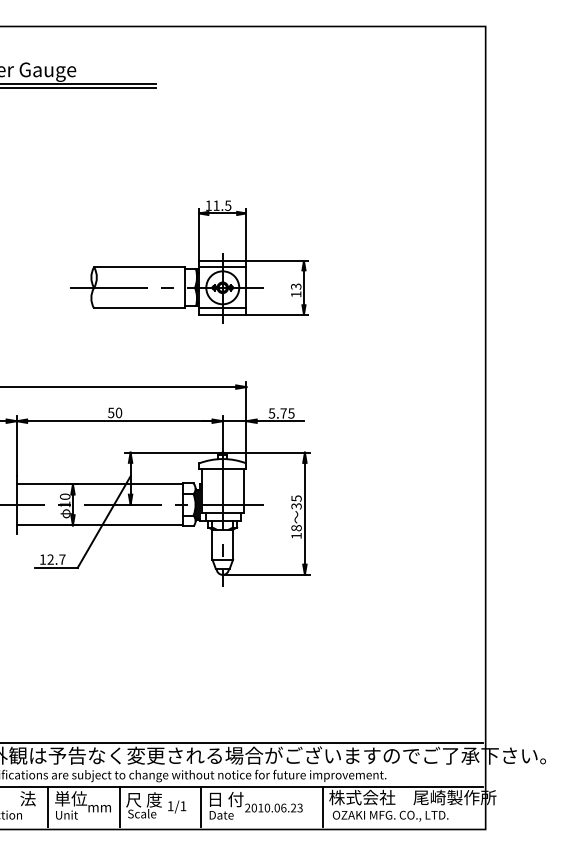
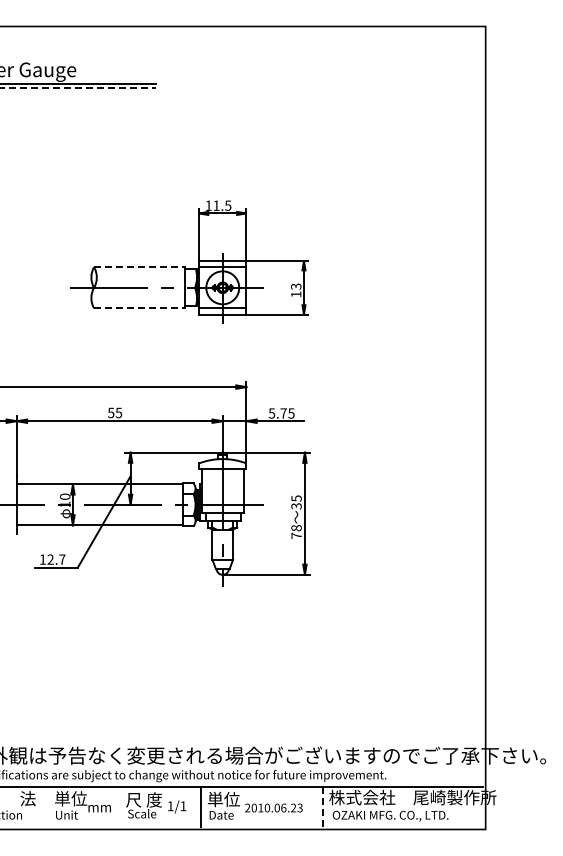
line: solid -> dashed (78, 88)
line: solid -> dashed (139, 267)
line: solid -> dashed (139, 308)
text: 50 -> 55 (118, 412)
text: 18 -> 78 (296, 535)
line: present -> none (242, 742)
text: 日 付 -> 単位 (225, 799)
line: present -> none (48, 806)
line: present -> none (120, 806)
line: solid -> dashed (323, 806)
